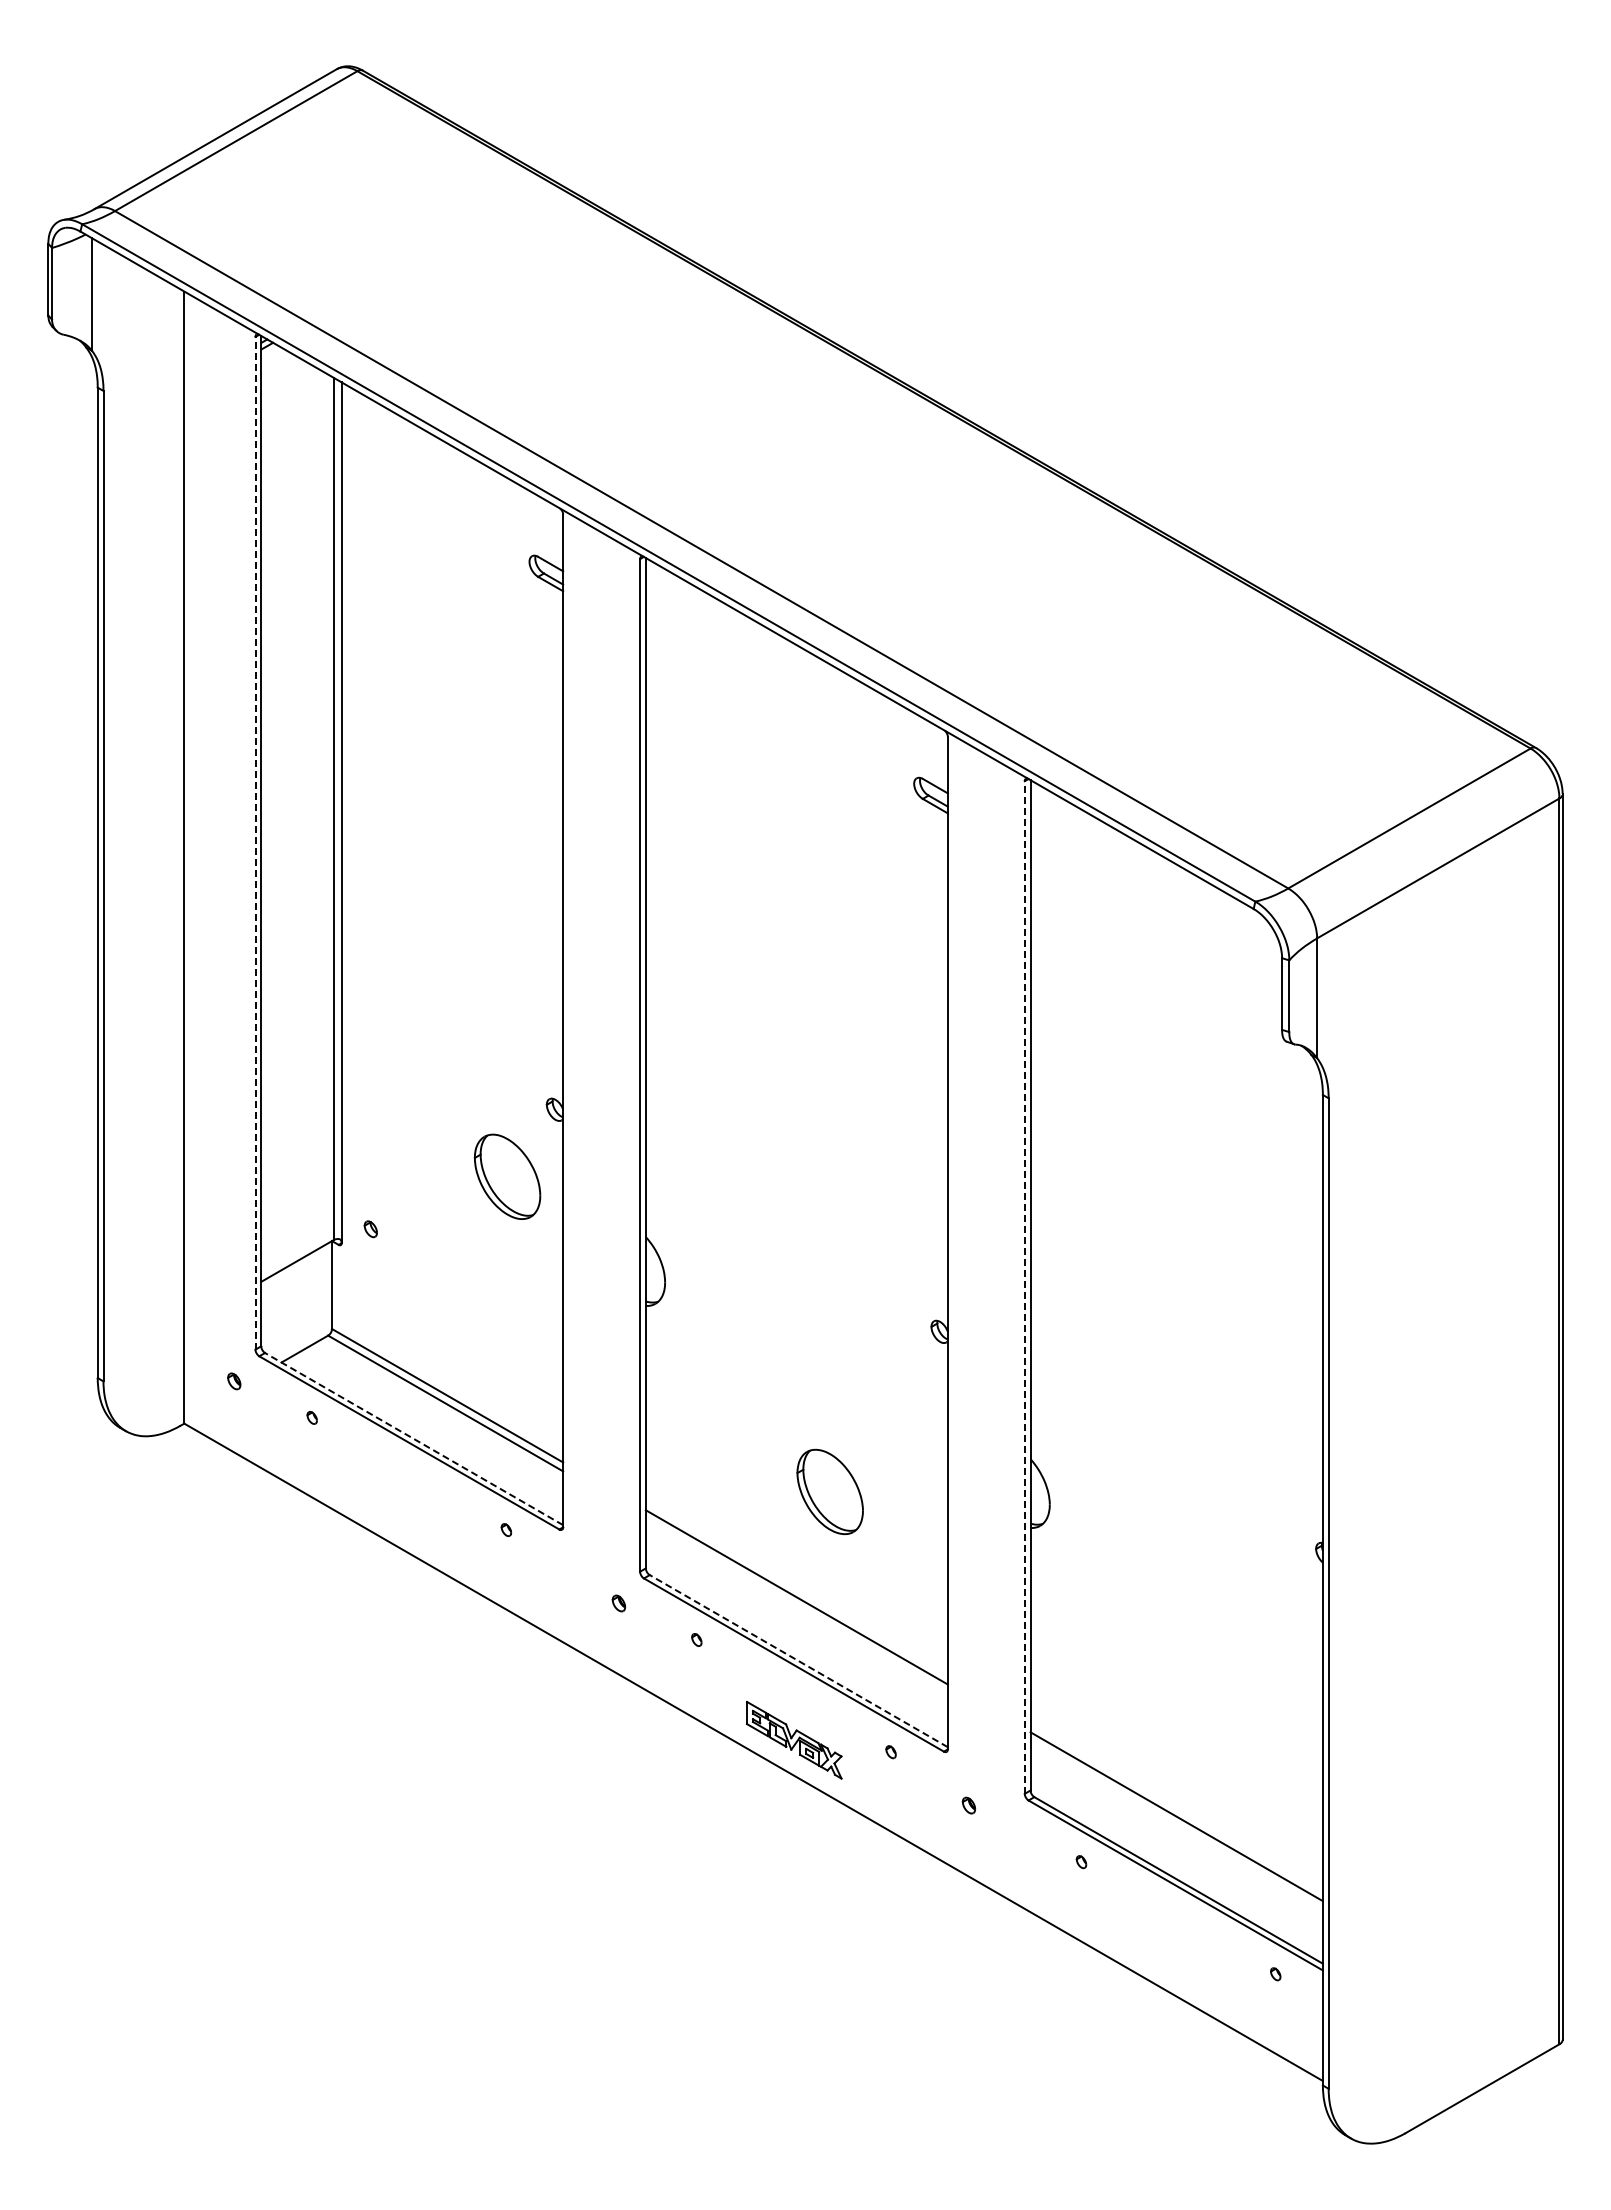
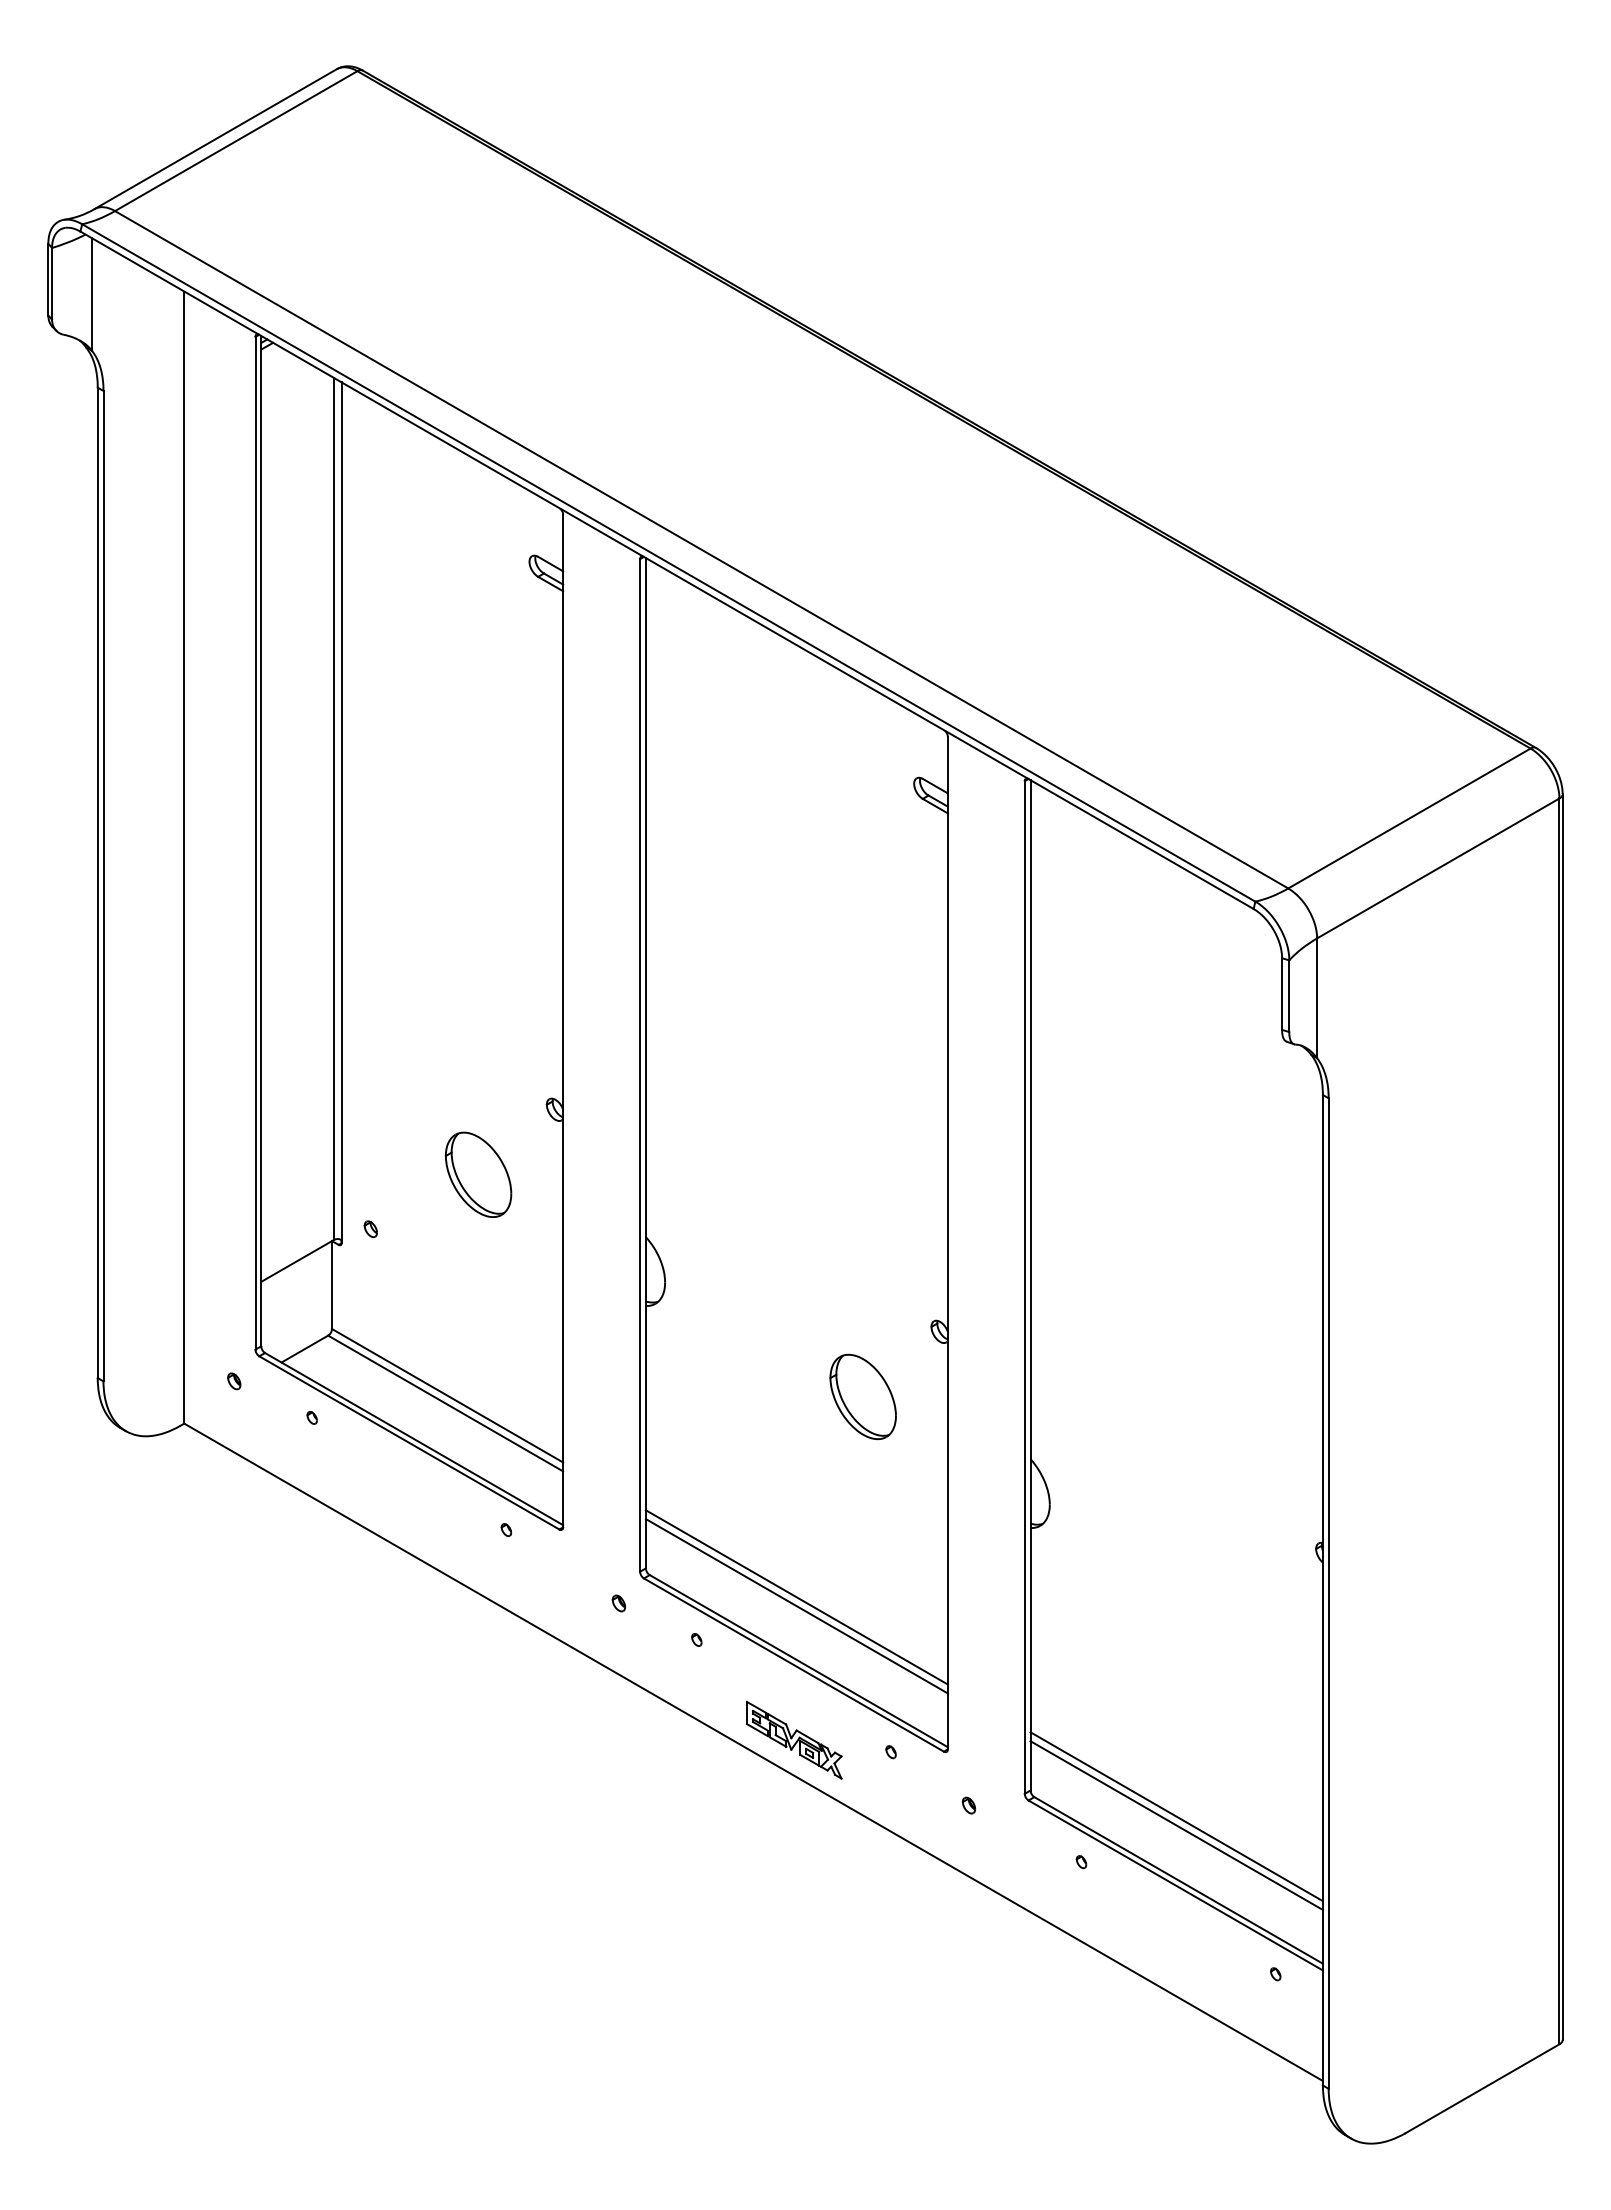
line: dashed -> solid (255, 842)
part position: (507, 1176) -> (478, 1174) (478, 1174)
line: dashed -> solid (1024, 1287)
line: dashed -> solid (413, 1438)
part position: (829, 1491) -> (862, 1396) (862, 1396)
line: none -> present (796, 1606)
line: dashed -> solid (798, 1660)
line: none -> present (1176, 1825)
